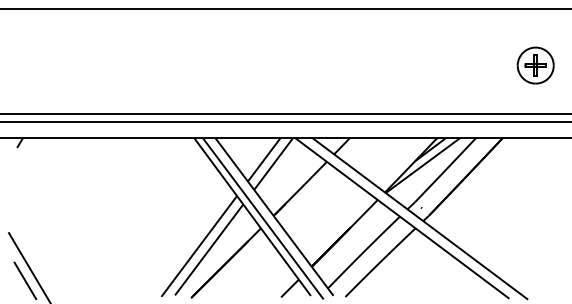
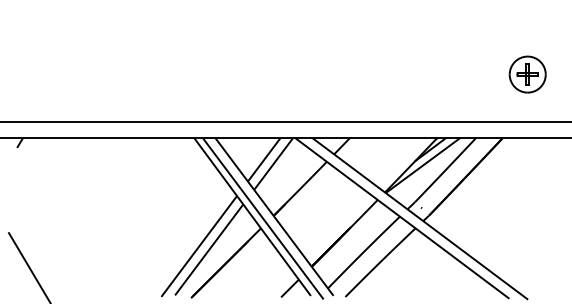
line: present -> none (285, 8)
part position: (535, 65) -> (527, 74) (527, 74)
line: present -> none (285, 113)
line: present -> none (25, 280)
